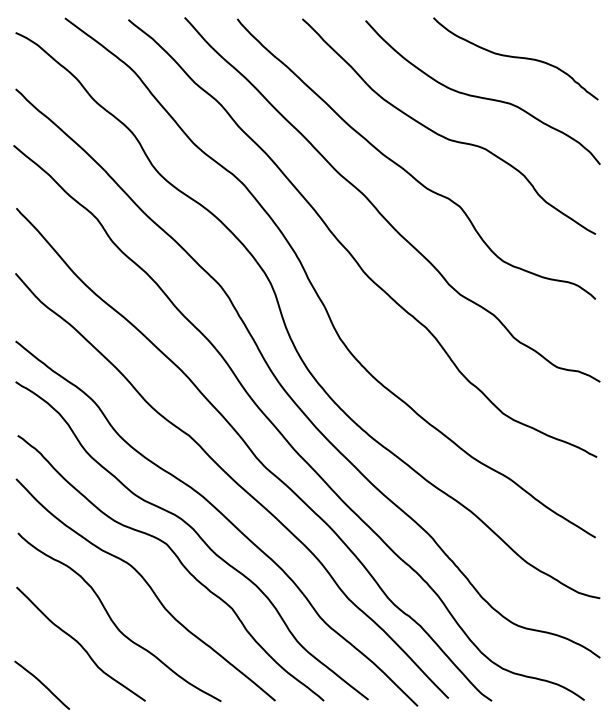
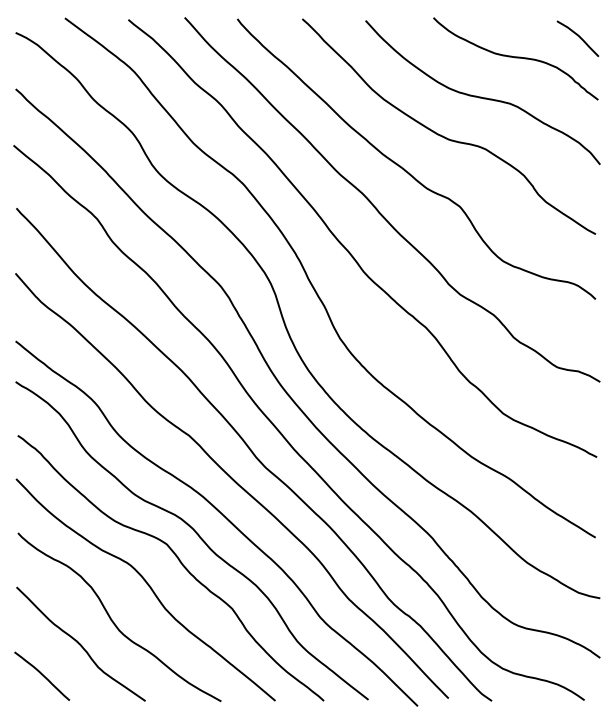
curve: none -> present (578, 37)
curve position: (42, 684) -> (42, 675) (42, 675)
